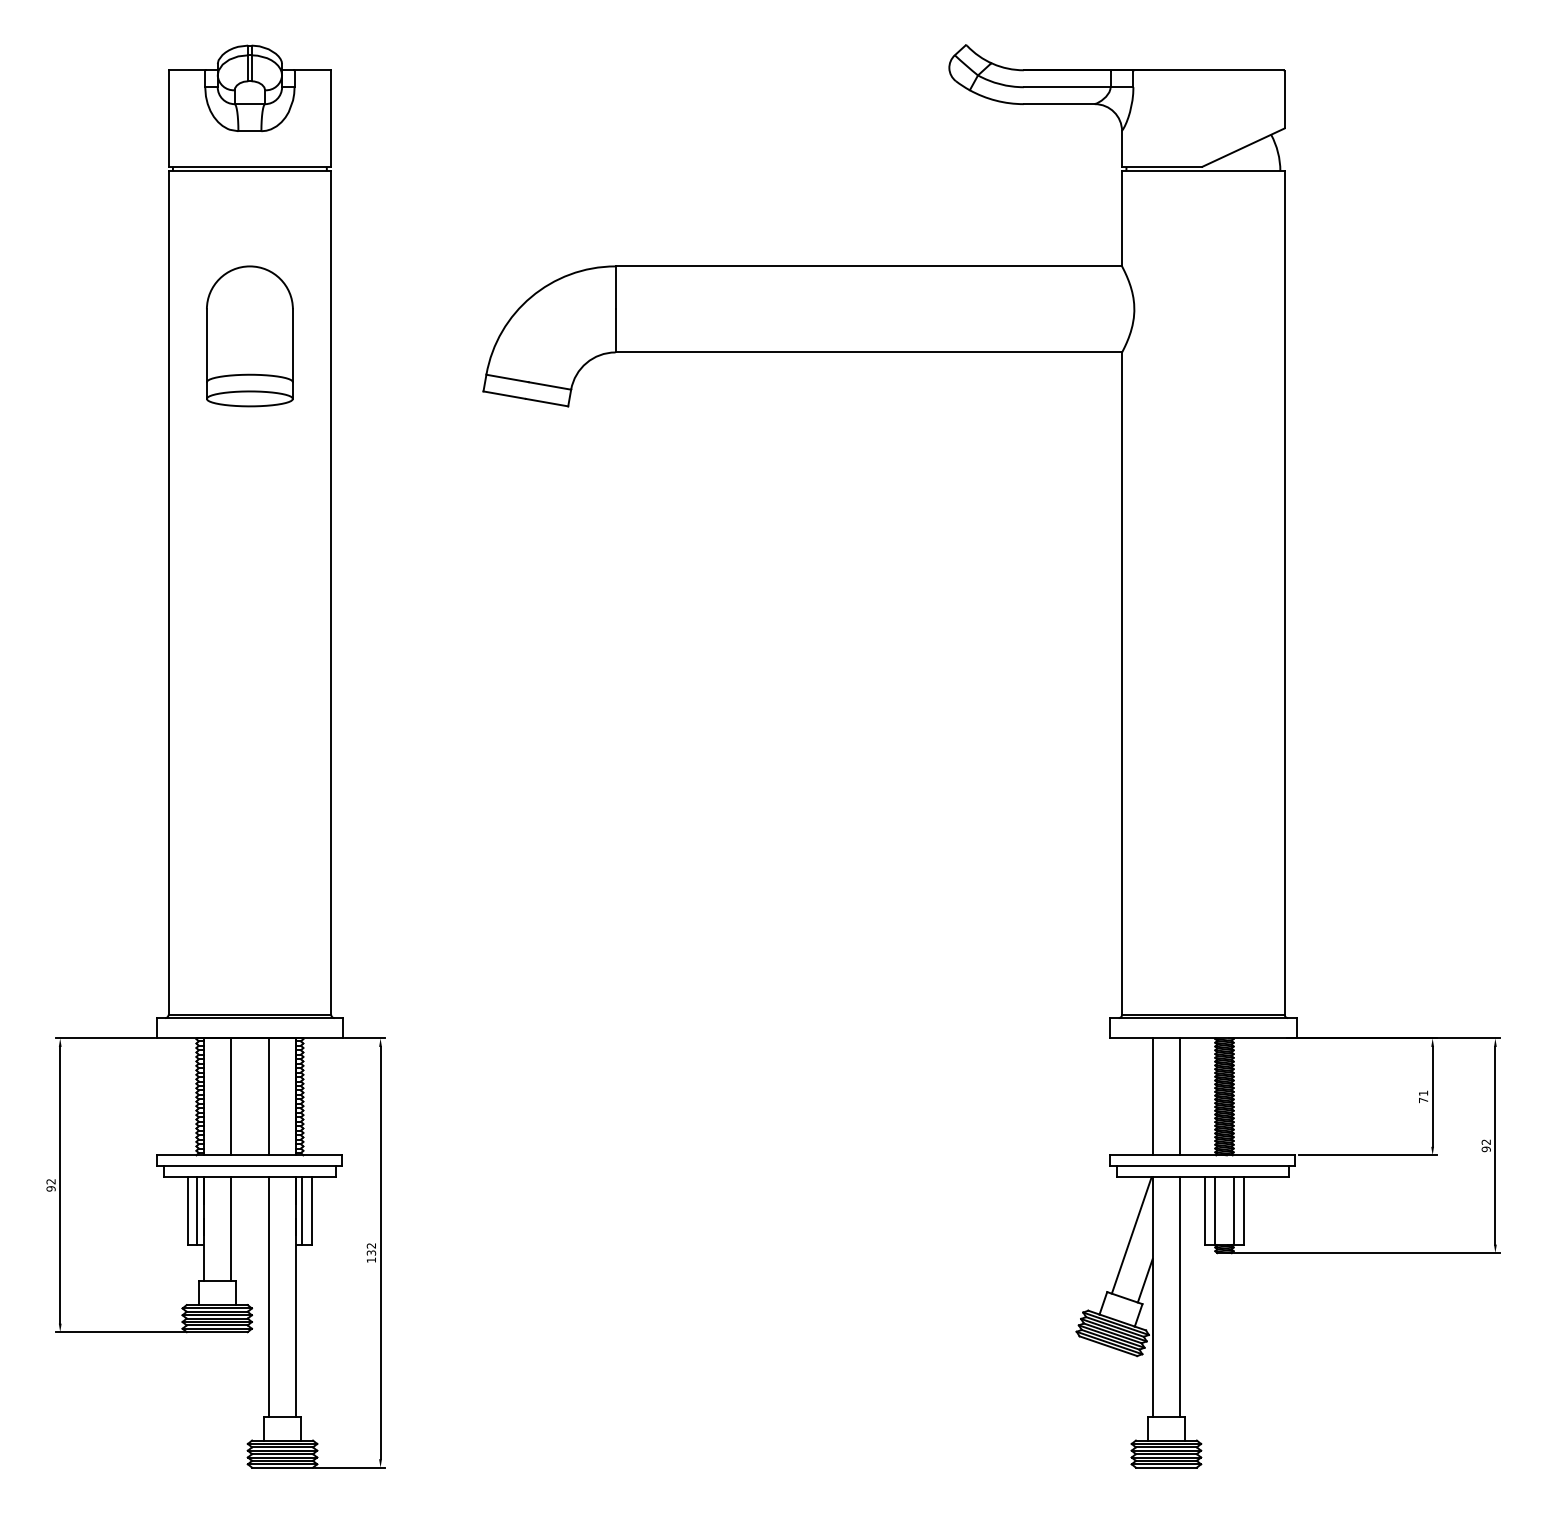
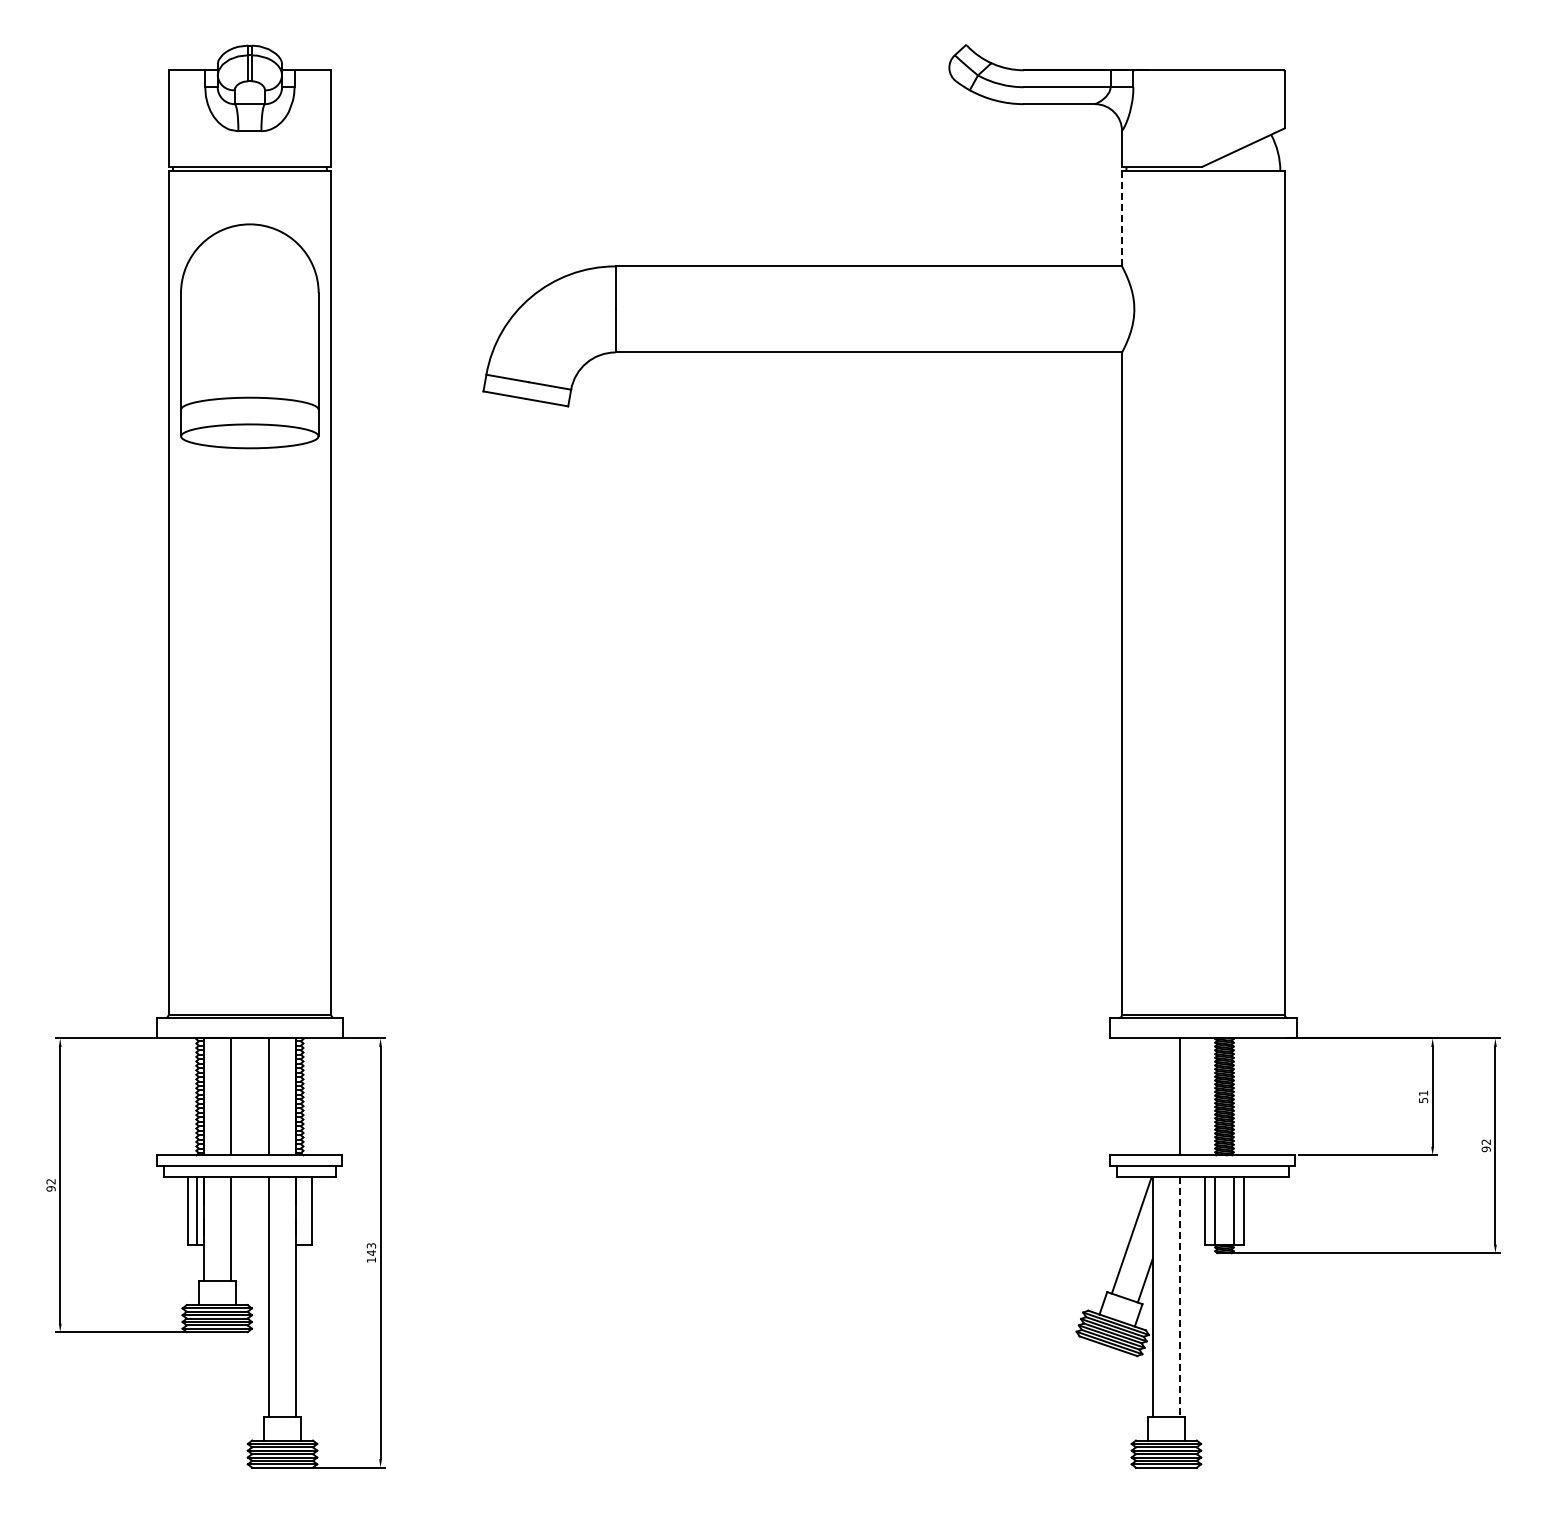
line: solid -> dashed (1122, 218)
part size: 88x143 px -> 140x227 px (249, 336)
line: present -> none (1152, 1096)
text: 71 -> 51 (1423, 1100)
line: present -> none (302, 1211)
text: 132 -> 143 (371, 1249)
line: solid -> dashed (1180, 1297)
